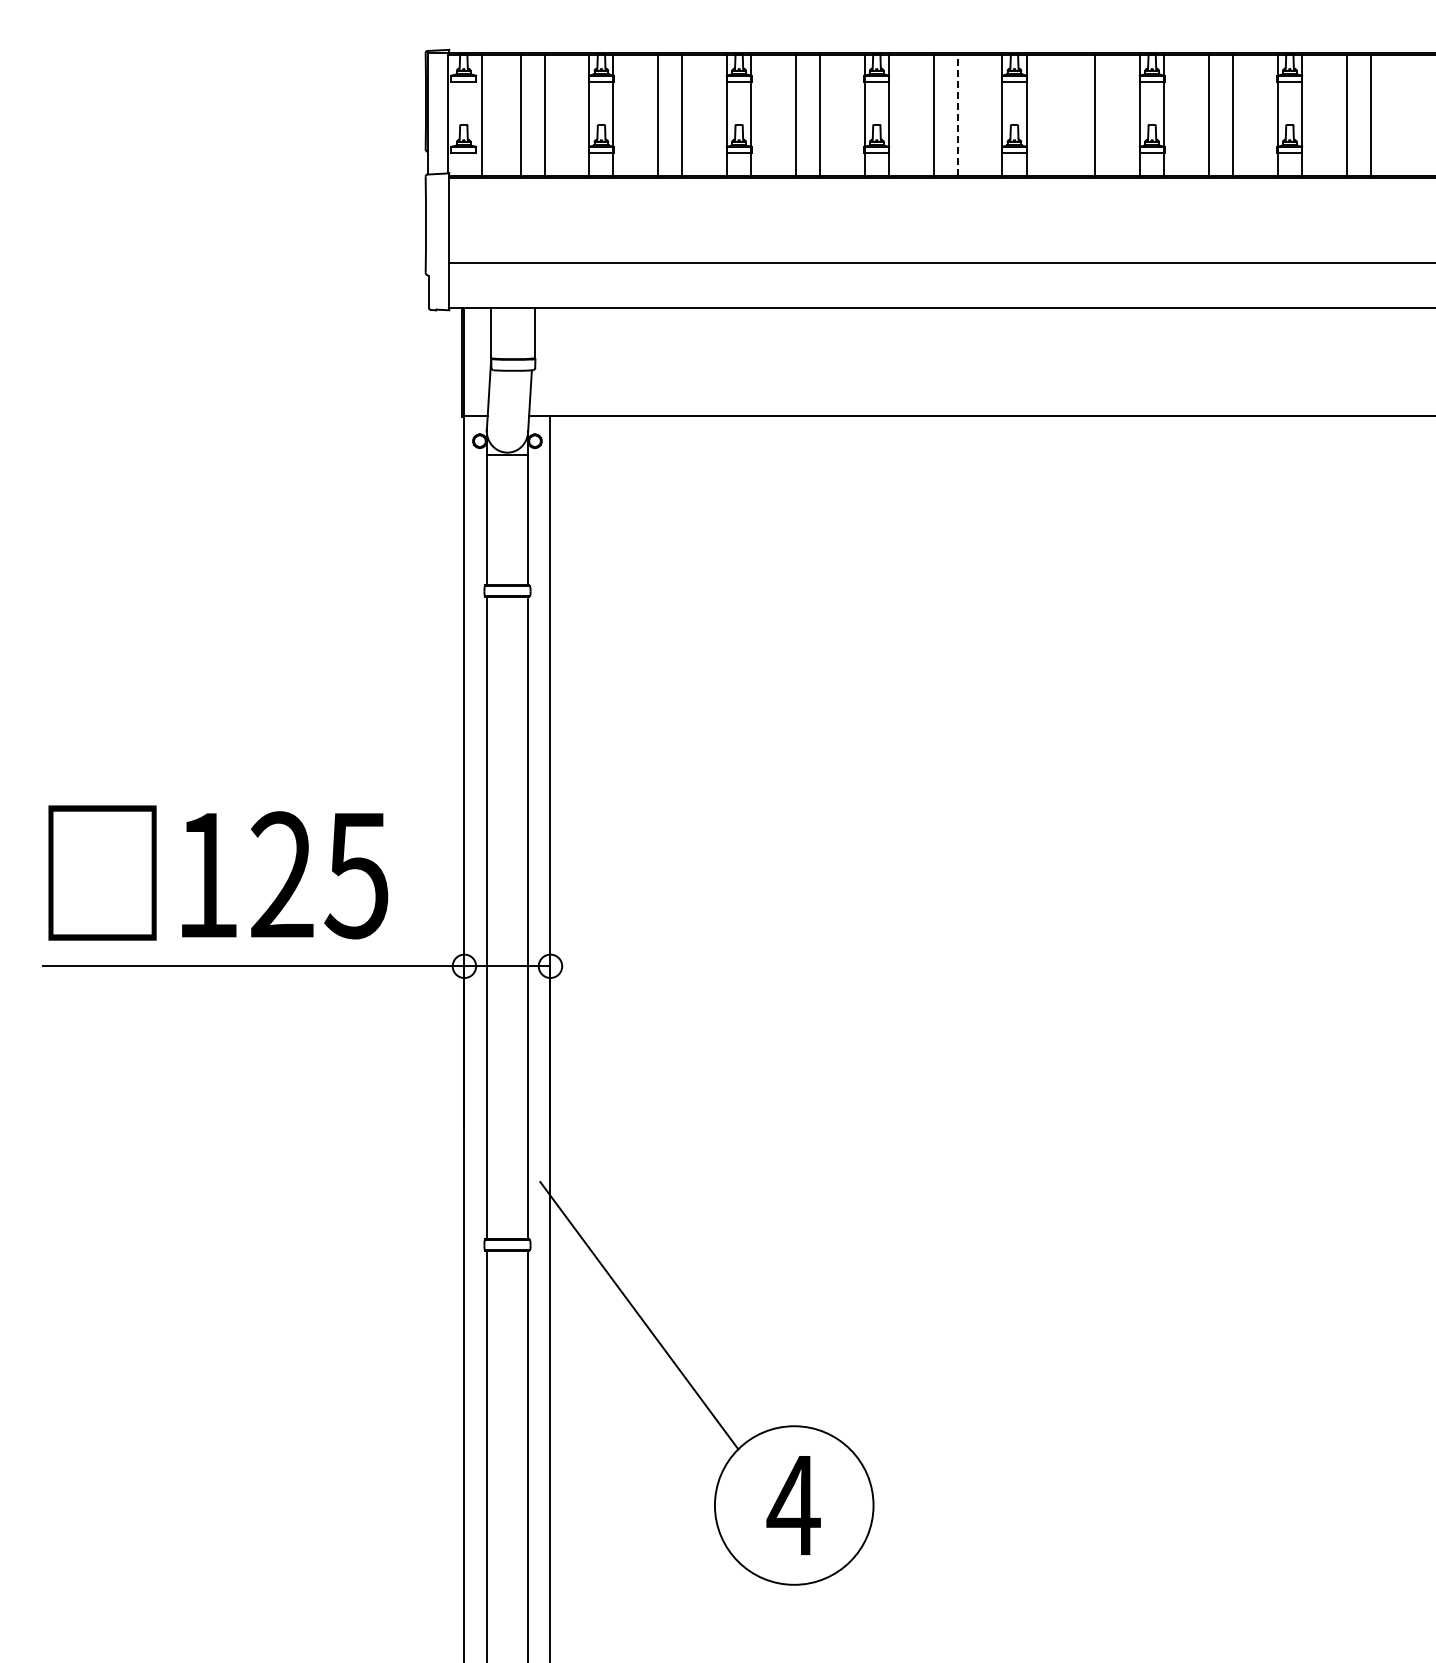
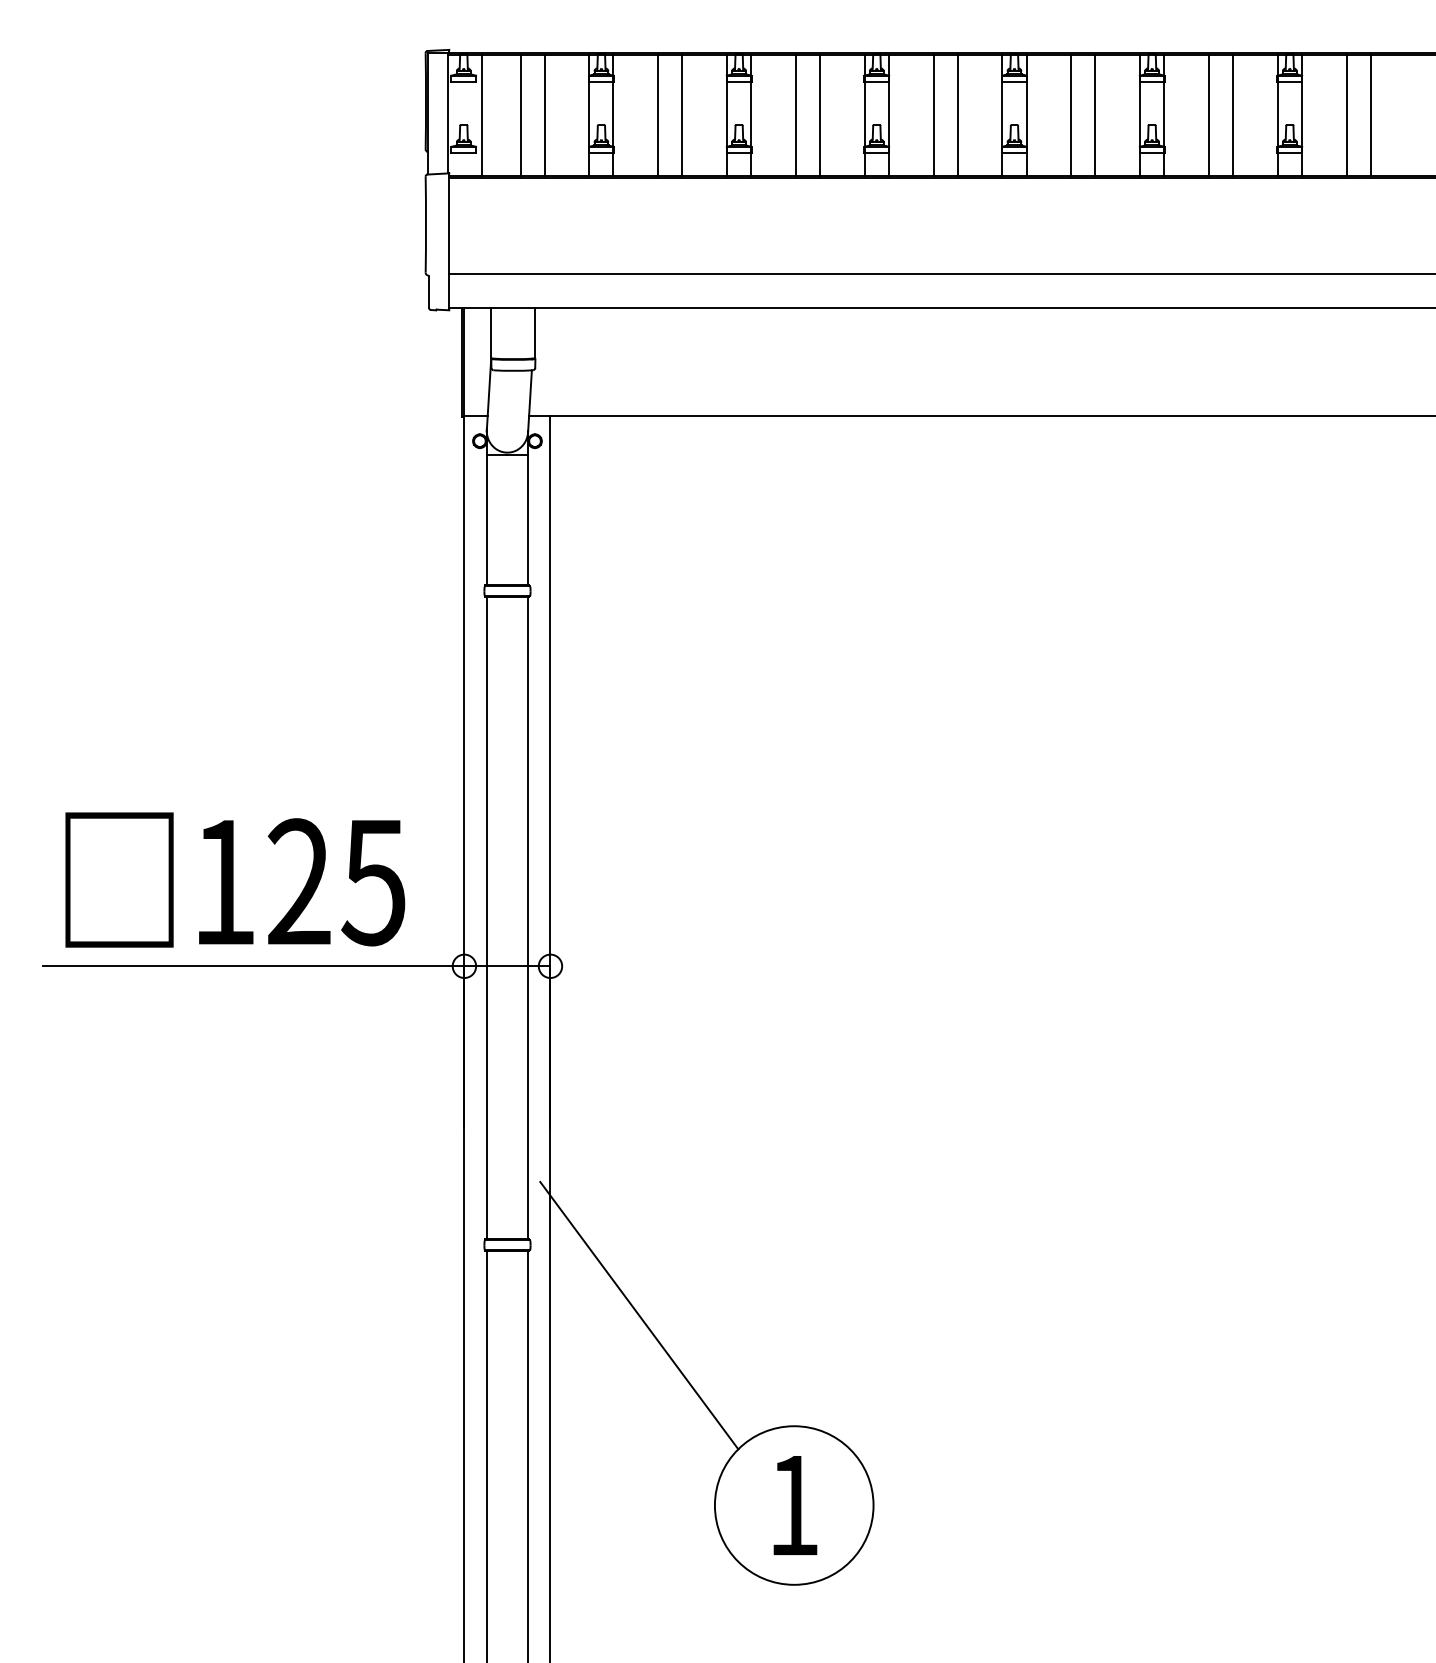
line: dashed -> solid (957, 115)
line: none -> present (1071, 115)
line position: (940, 262) -> (940, 273) (940, 273)
text position: (218, 872) -> (235, 879) (235, 879)
text: 4 -> 1 (793, 1505)
